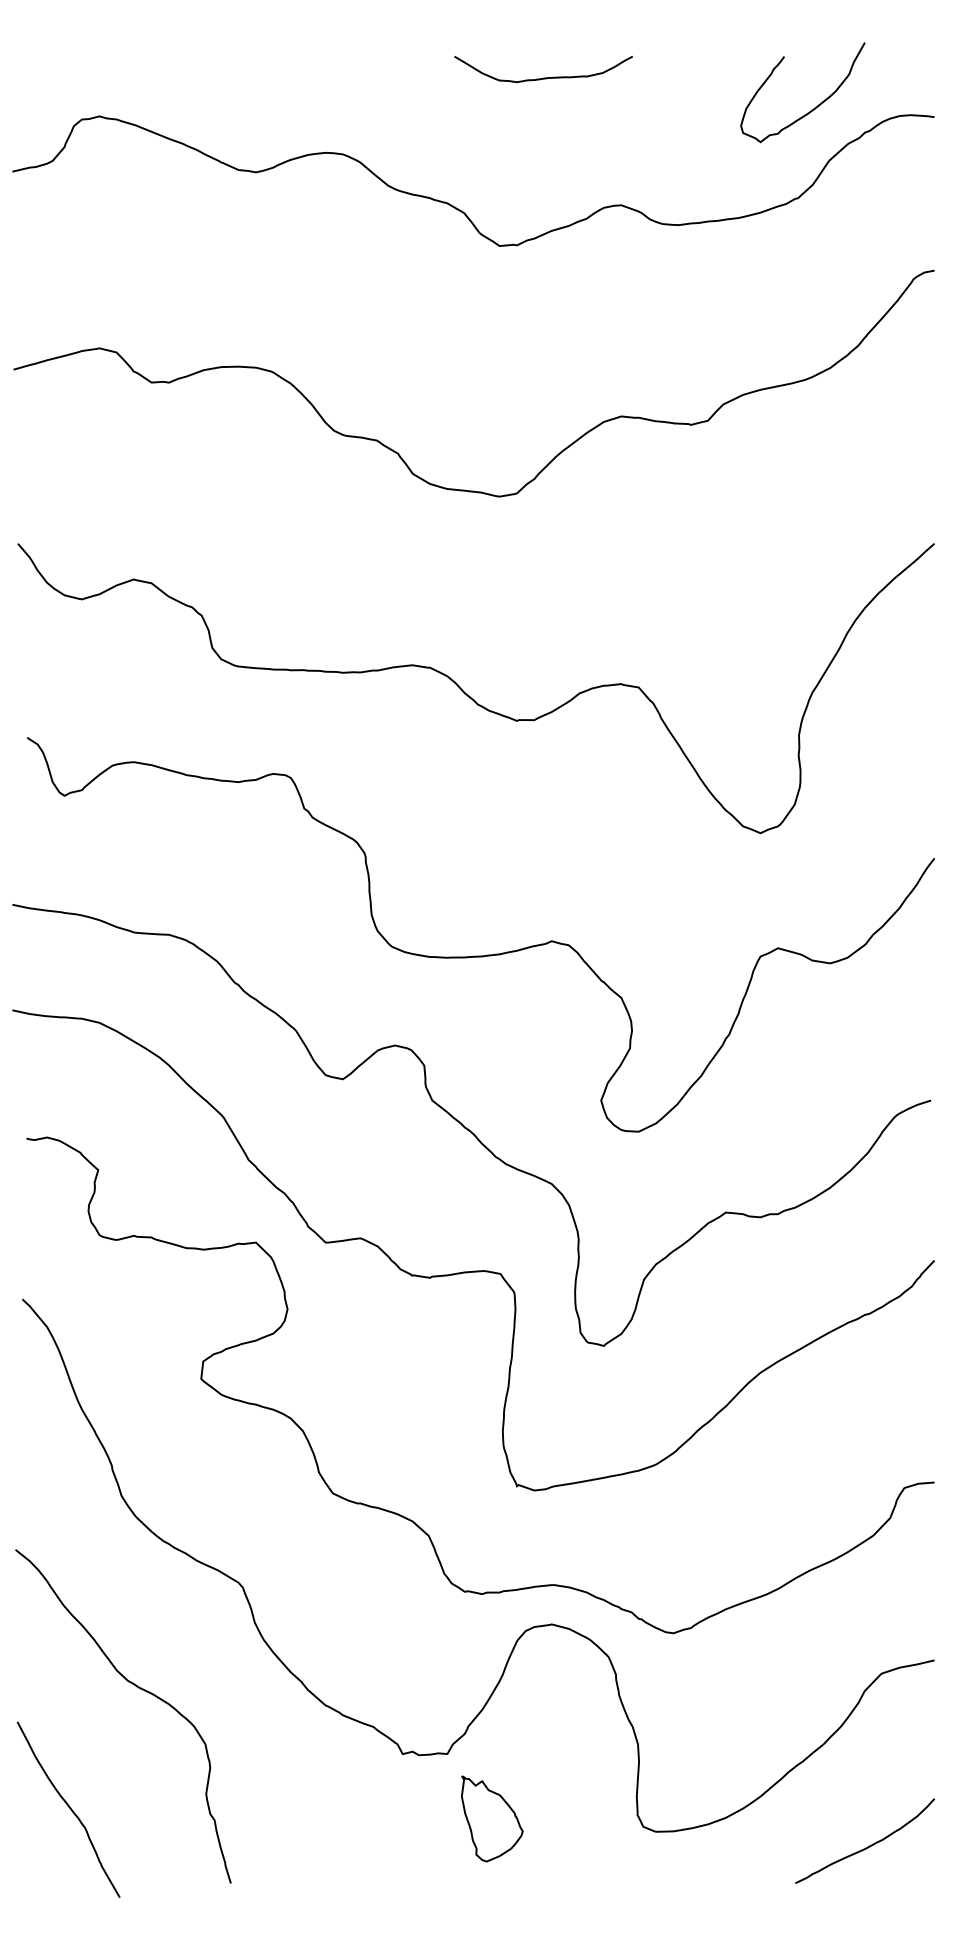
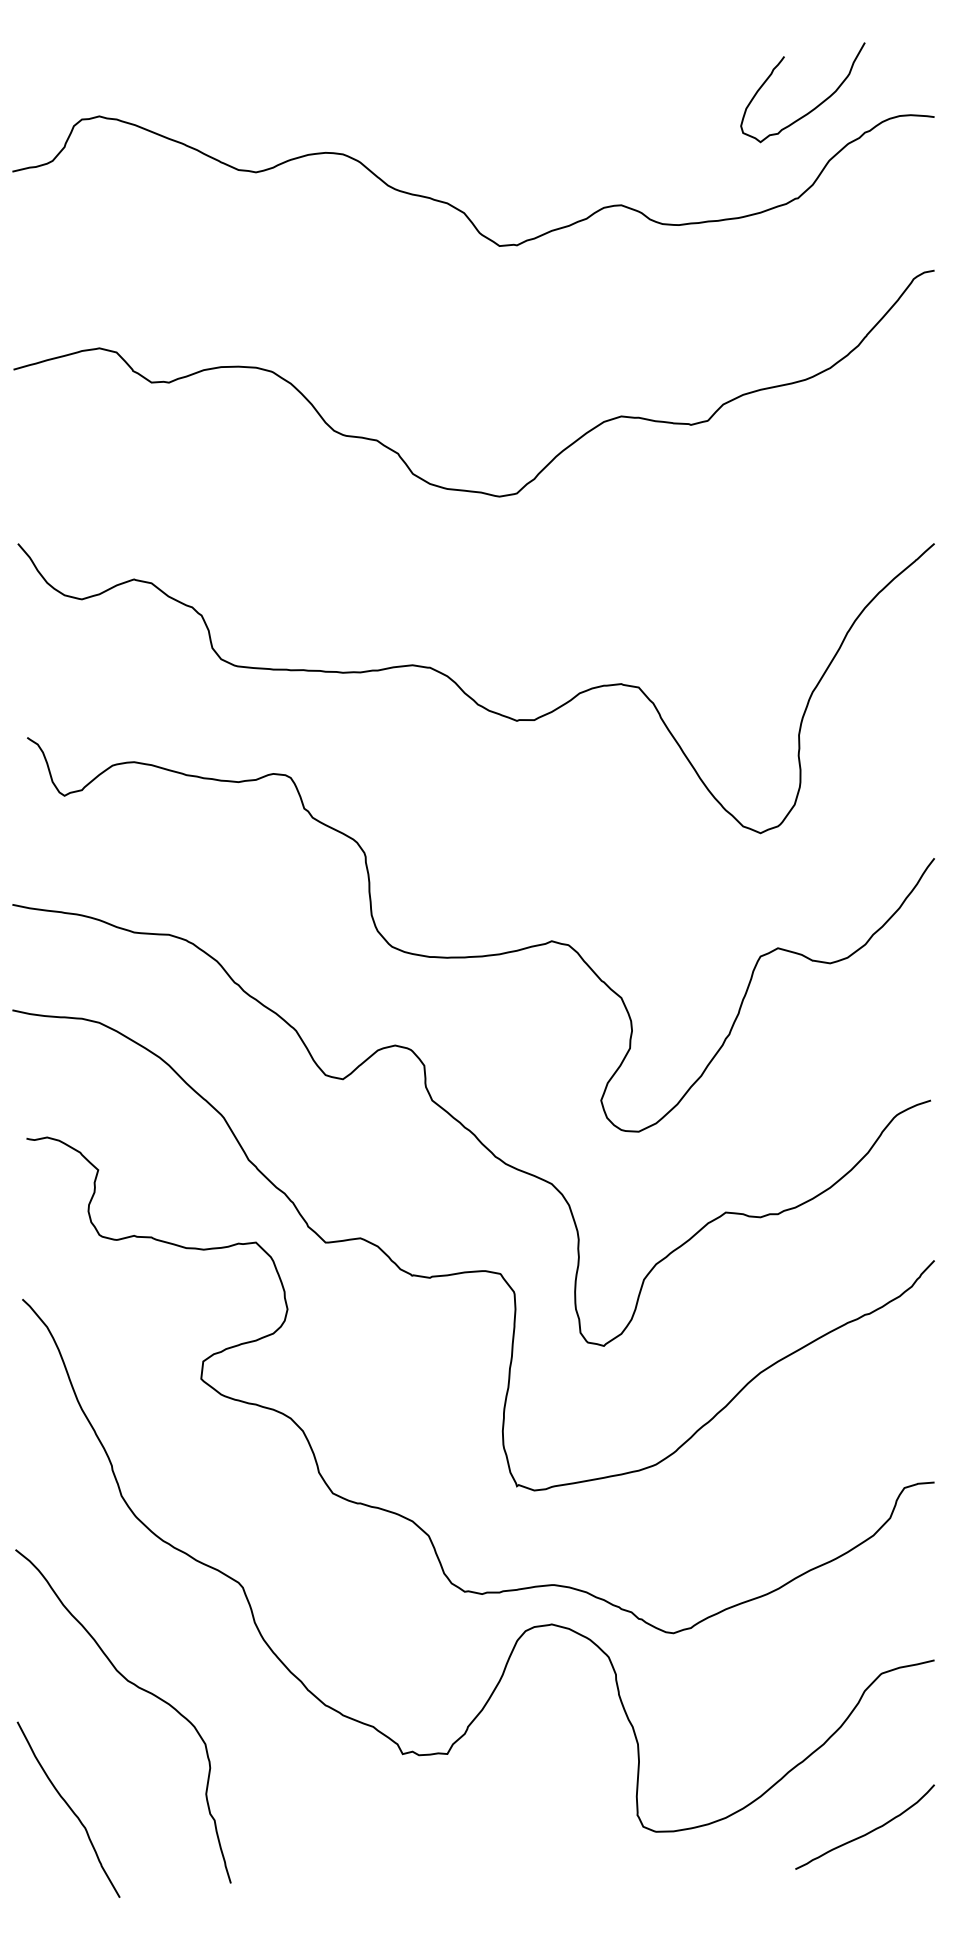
curve: present -> none (543, 77)
part: present -> none (492, 1818)
curve position: (867, 1846) -> (867, 1832) (867, 1832)
